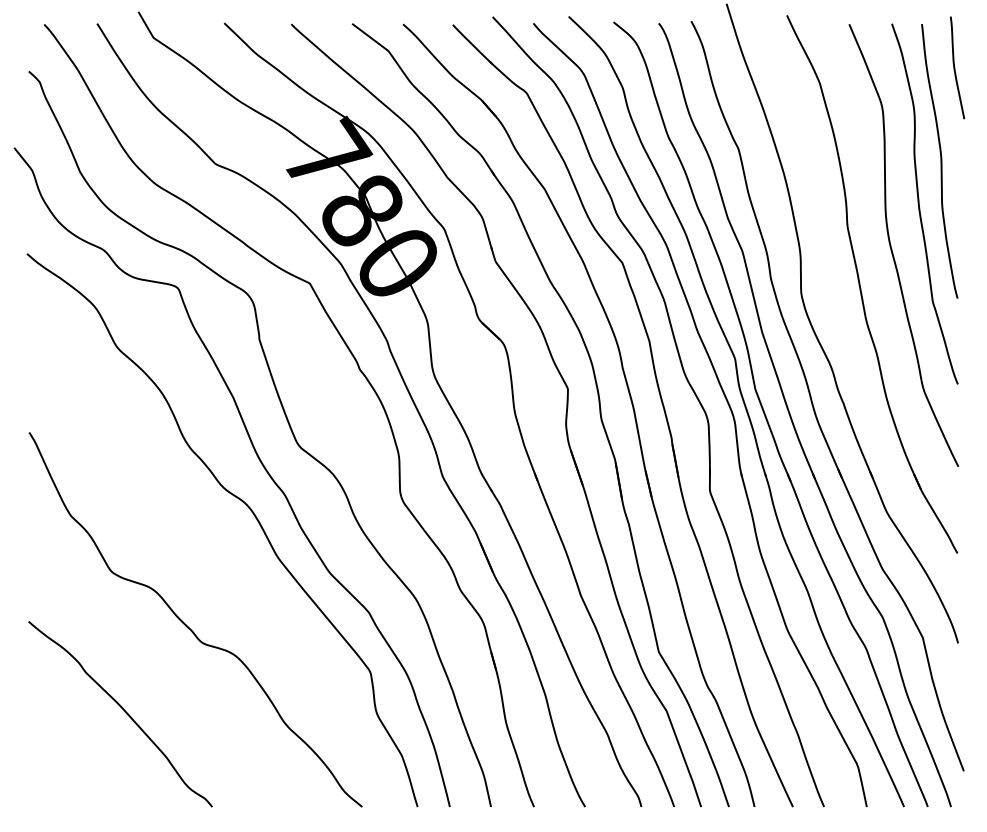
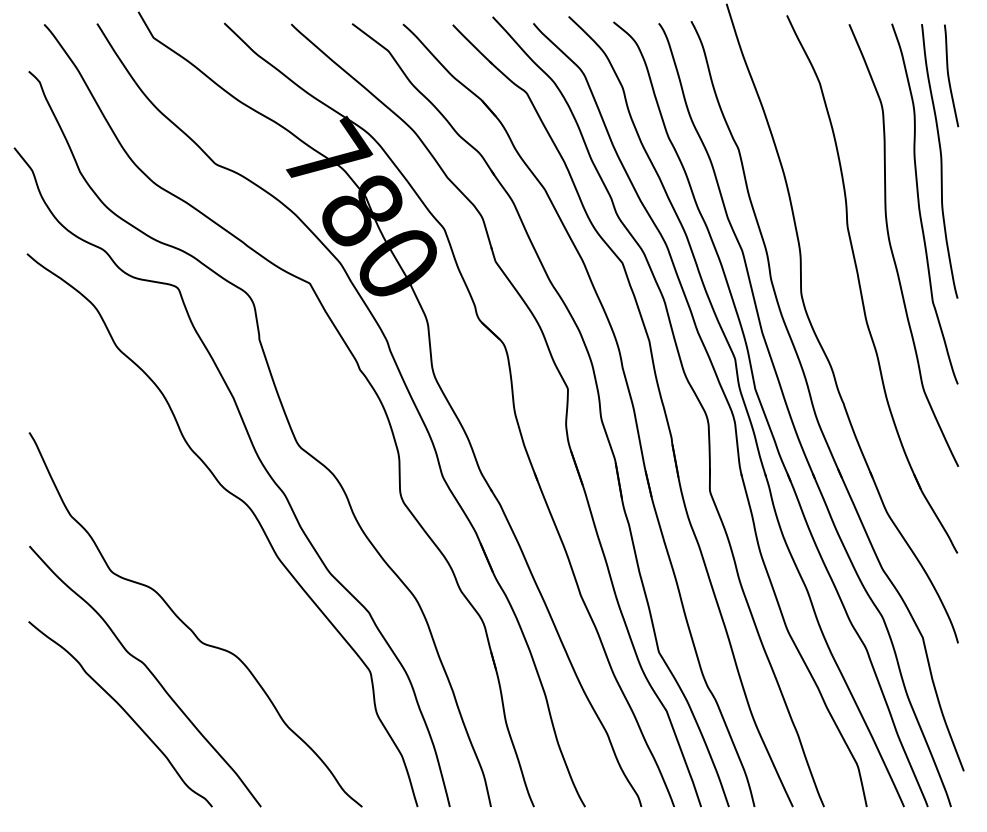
curve position: (955, 67) -> (949, 75) (949, 75)
curve: none -> present (149, 672)
